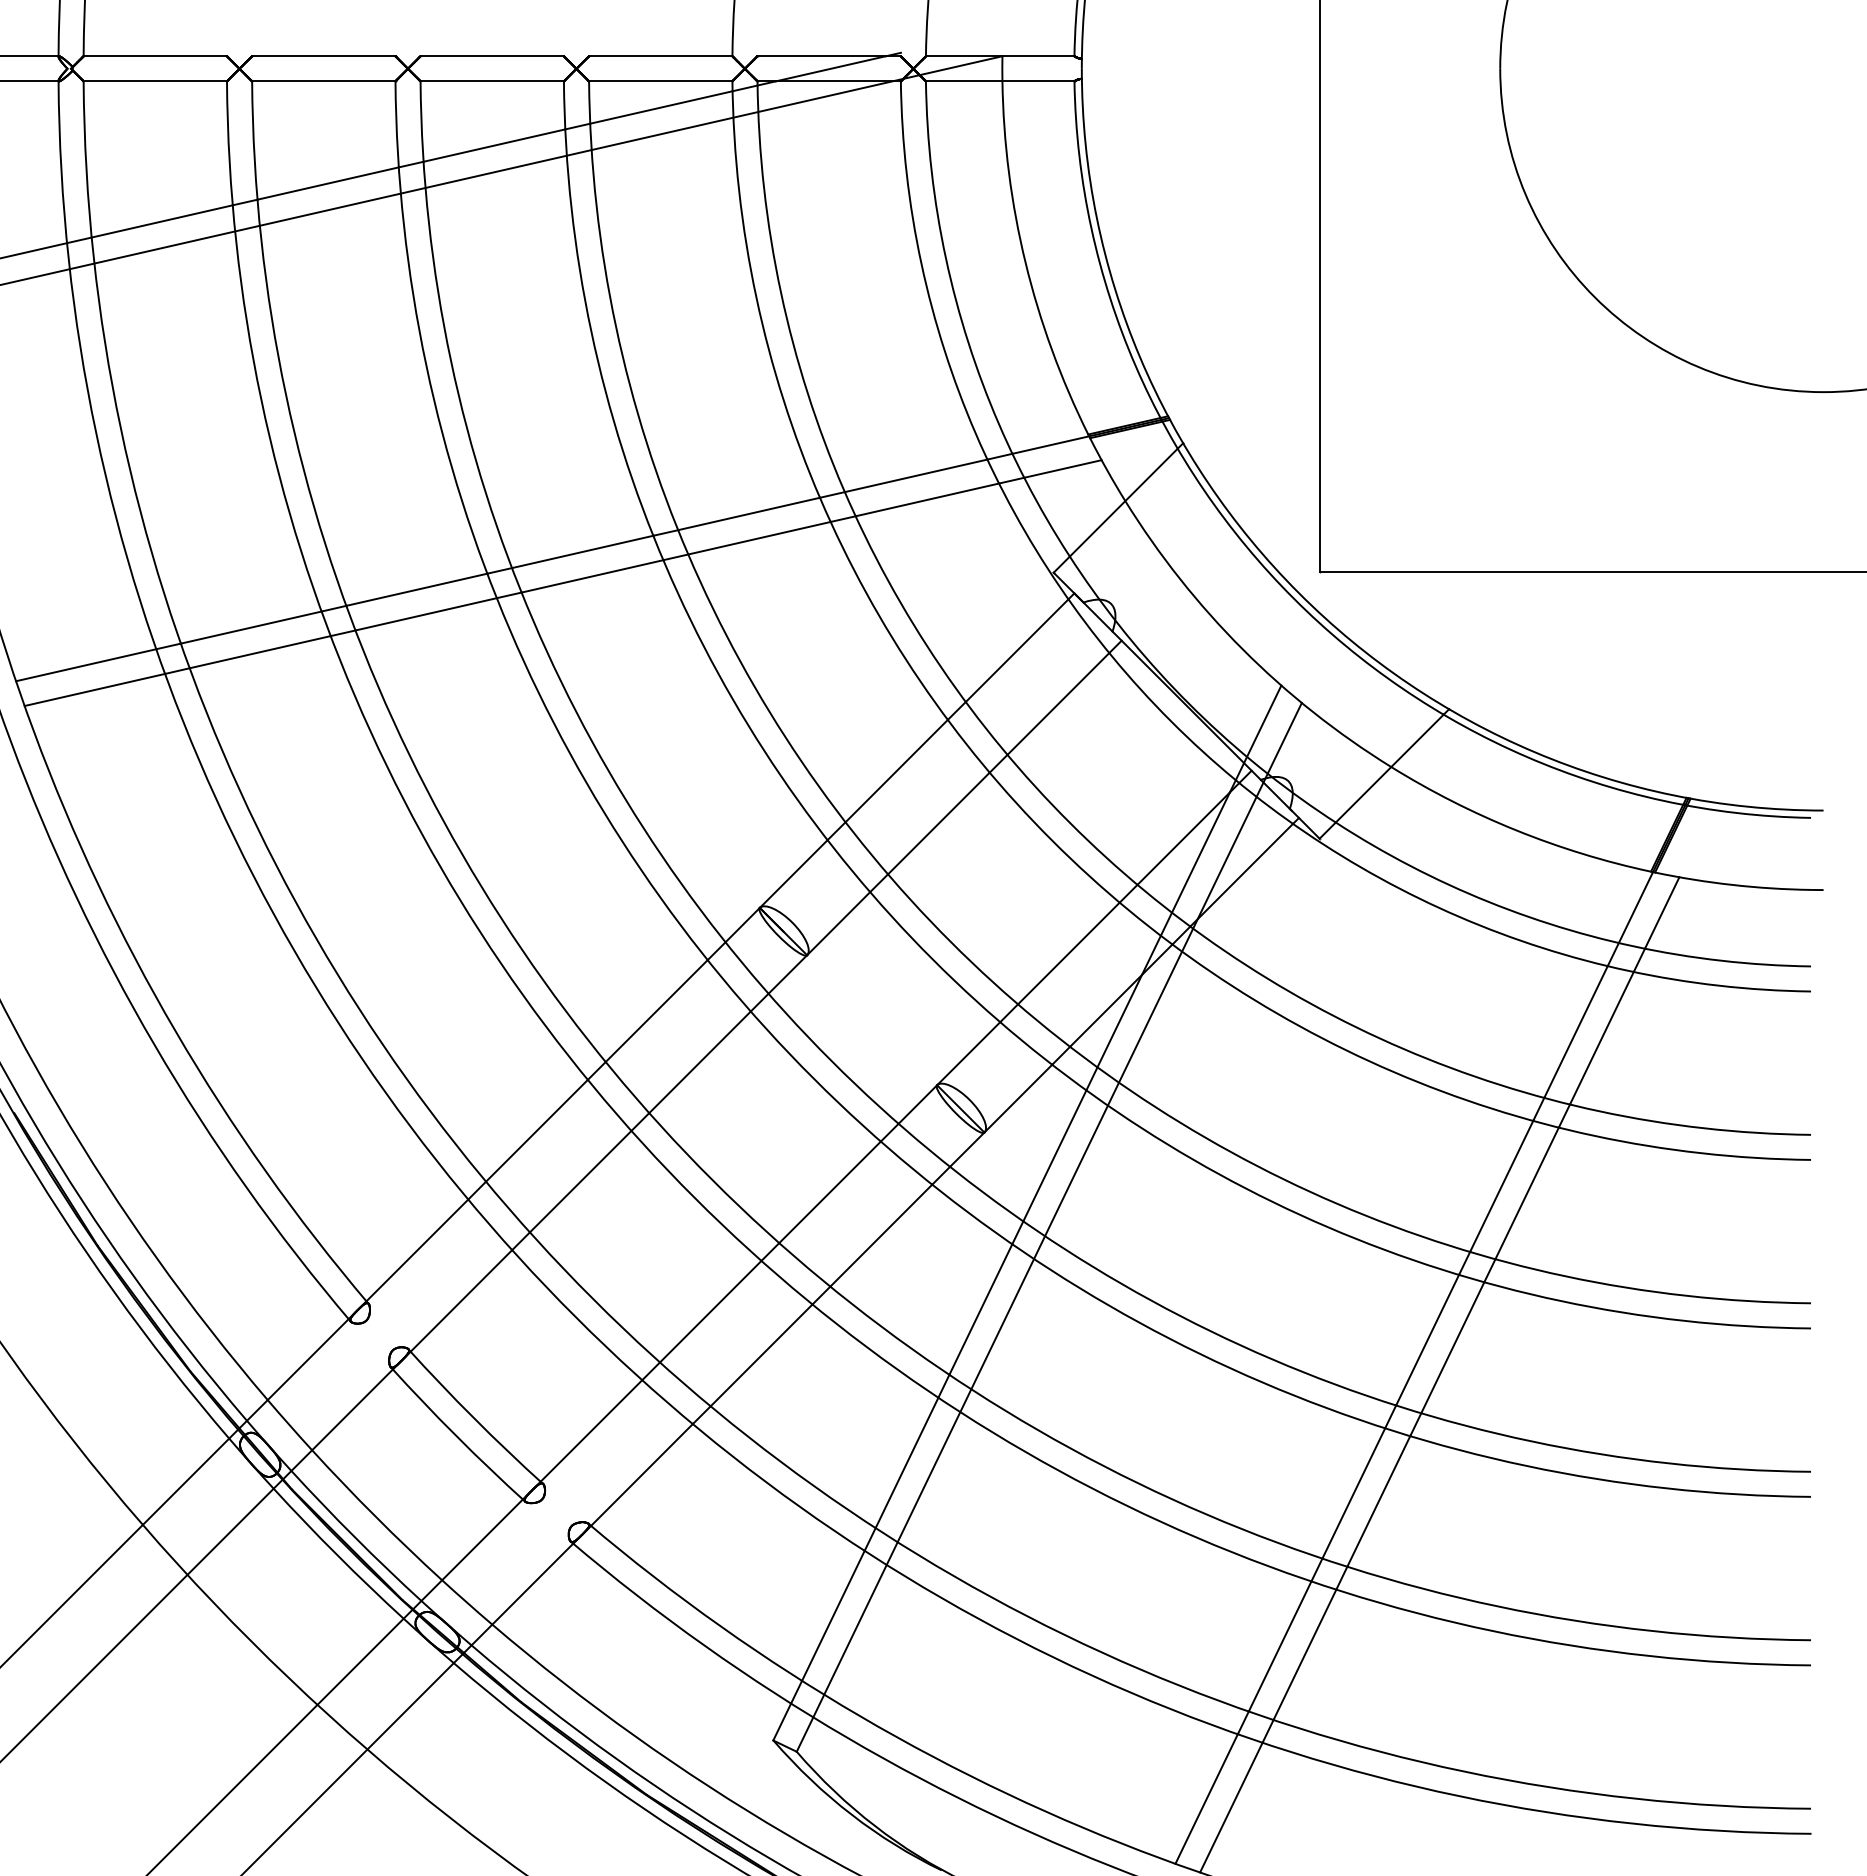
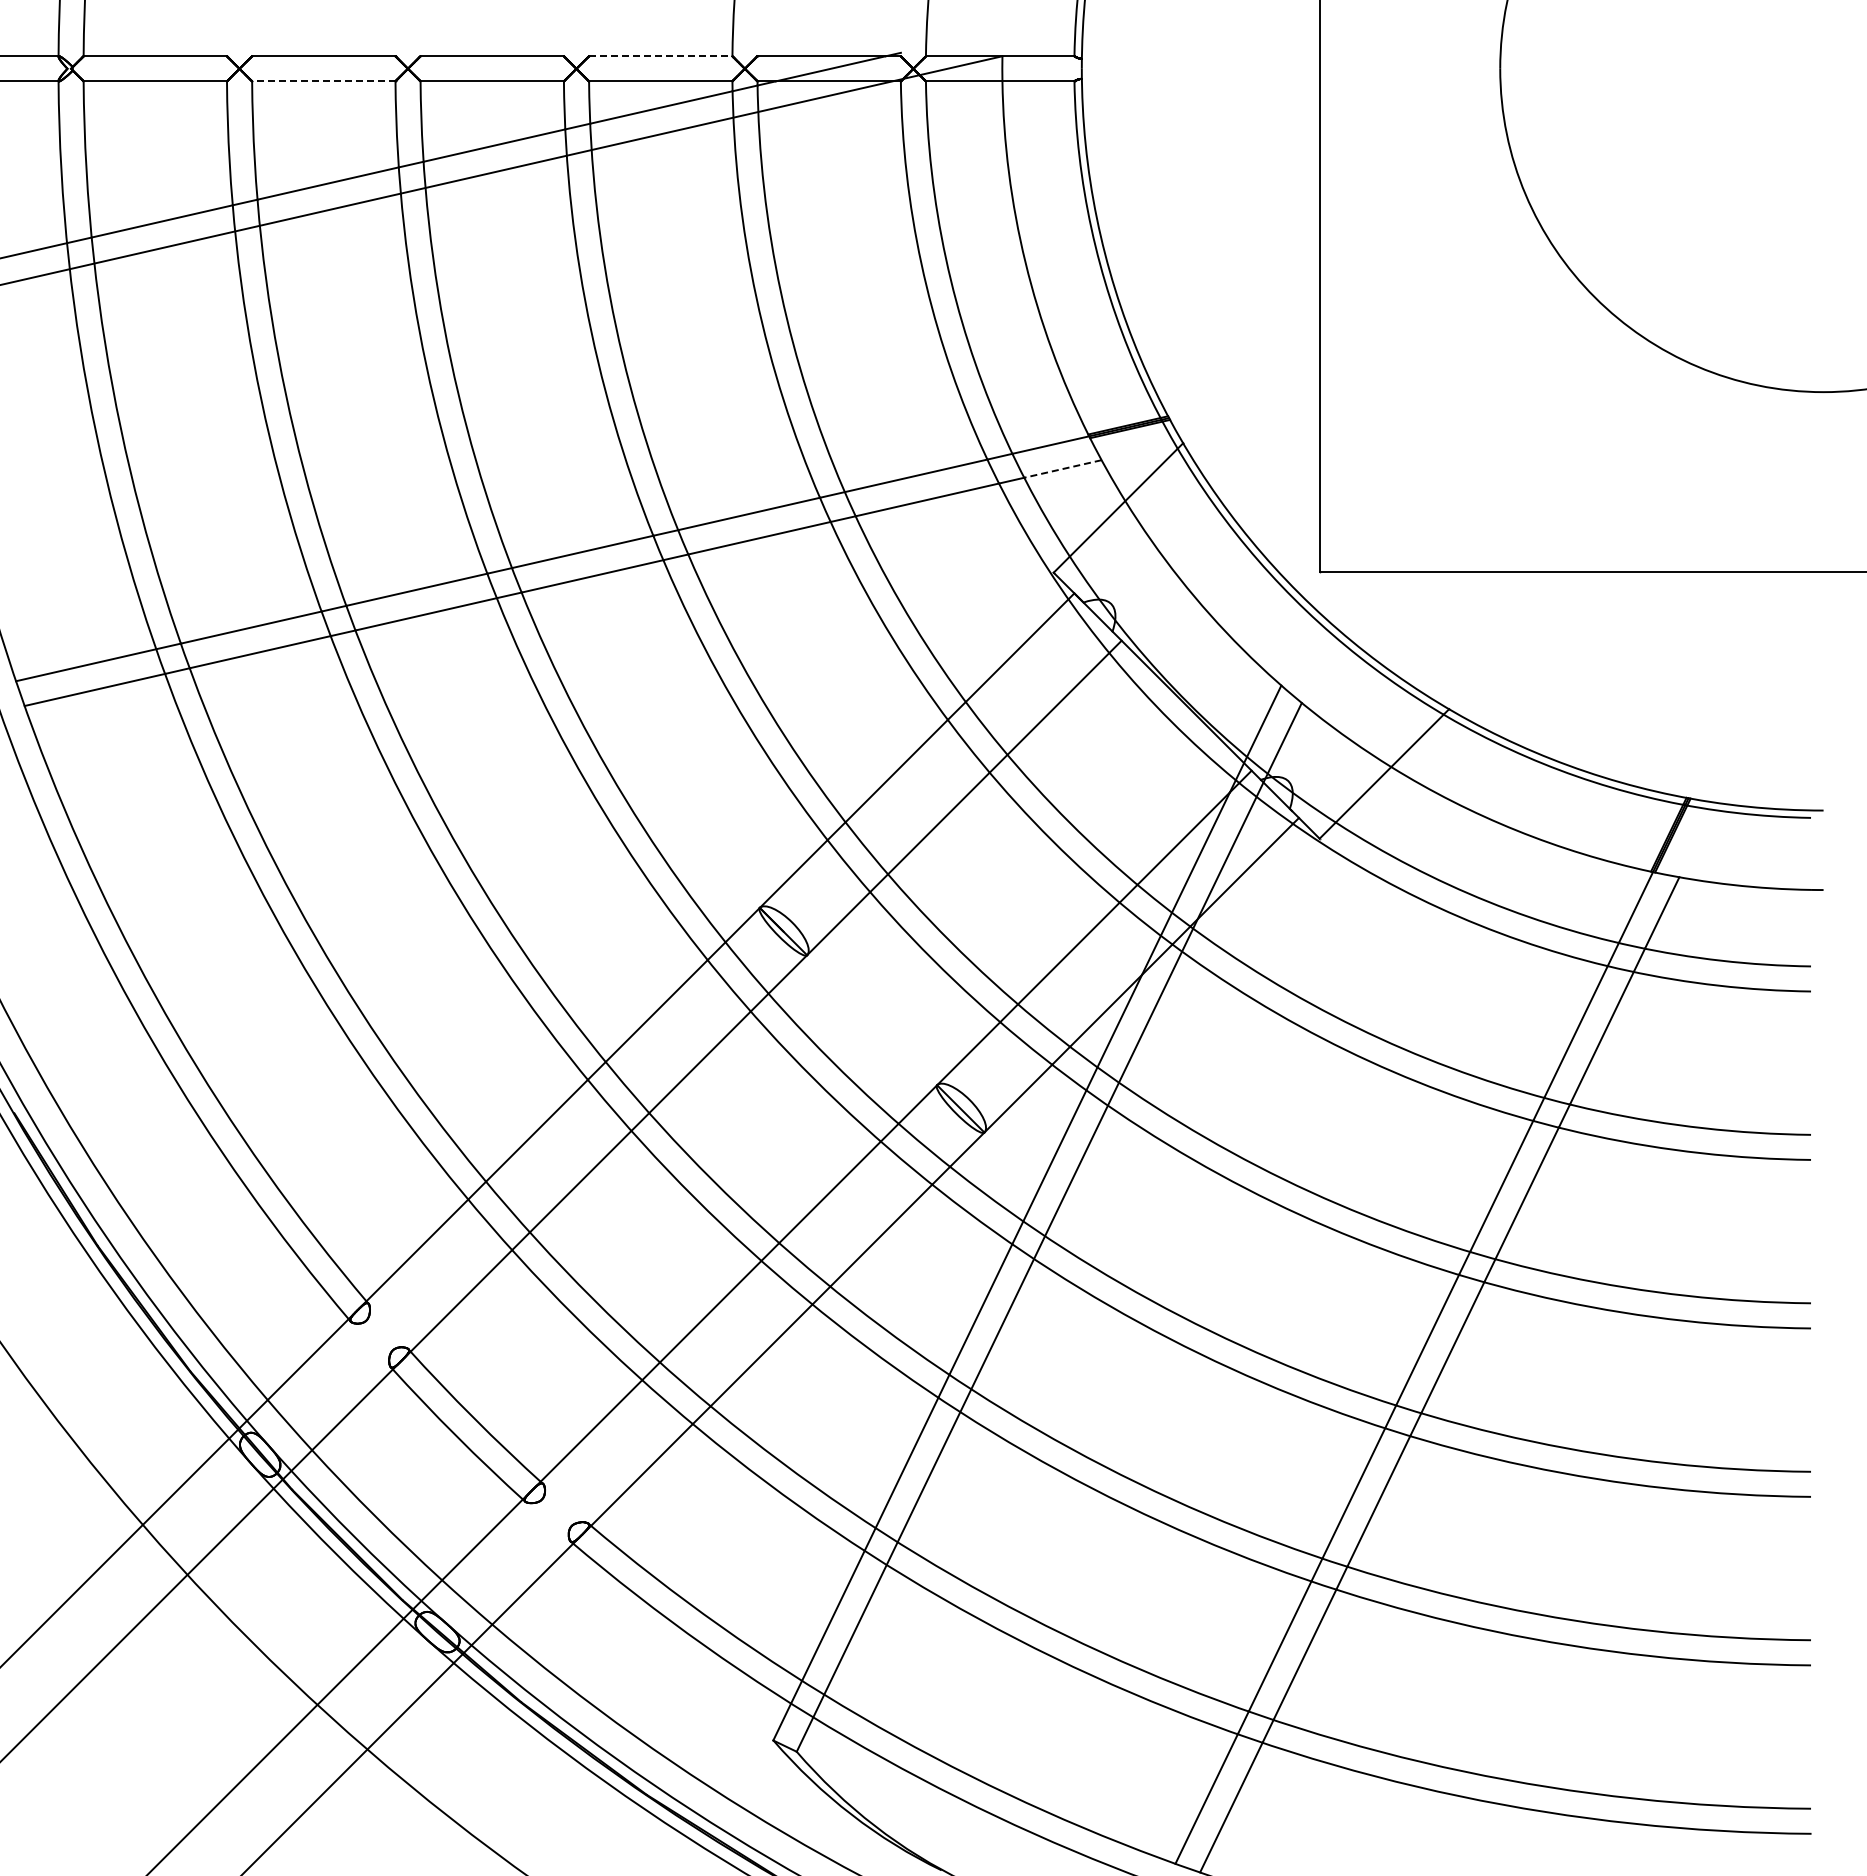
line: solid -> dashed (660, 56)
line: solid -> dashed (323, 81)
line: solid -> dashed (1063, 468)
